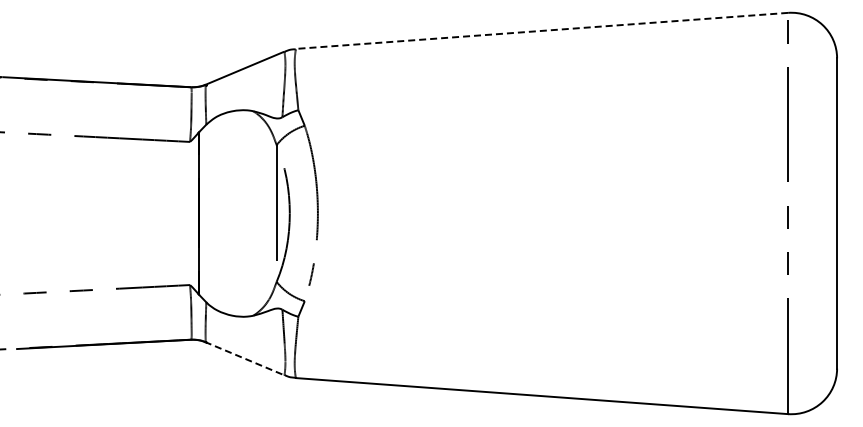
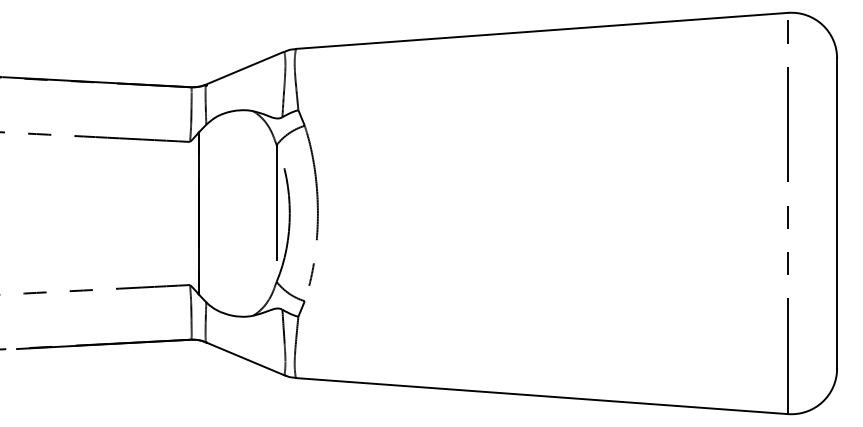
line: dashed -> solid (541, 30)
line: dashed -> solid (245, 358)
